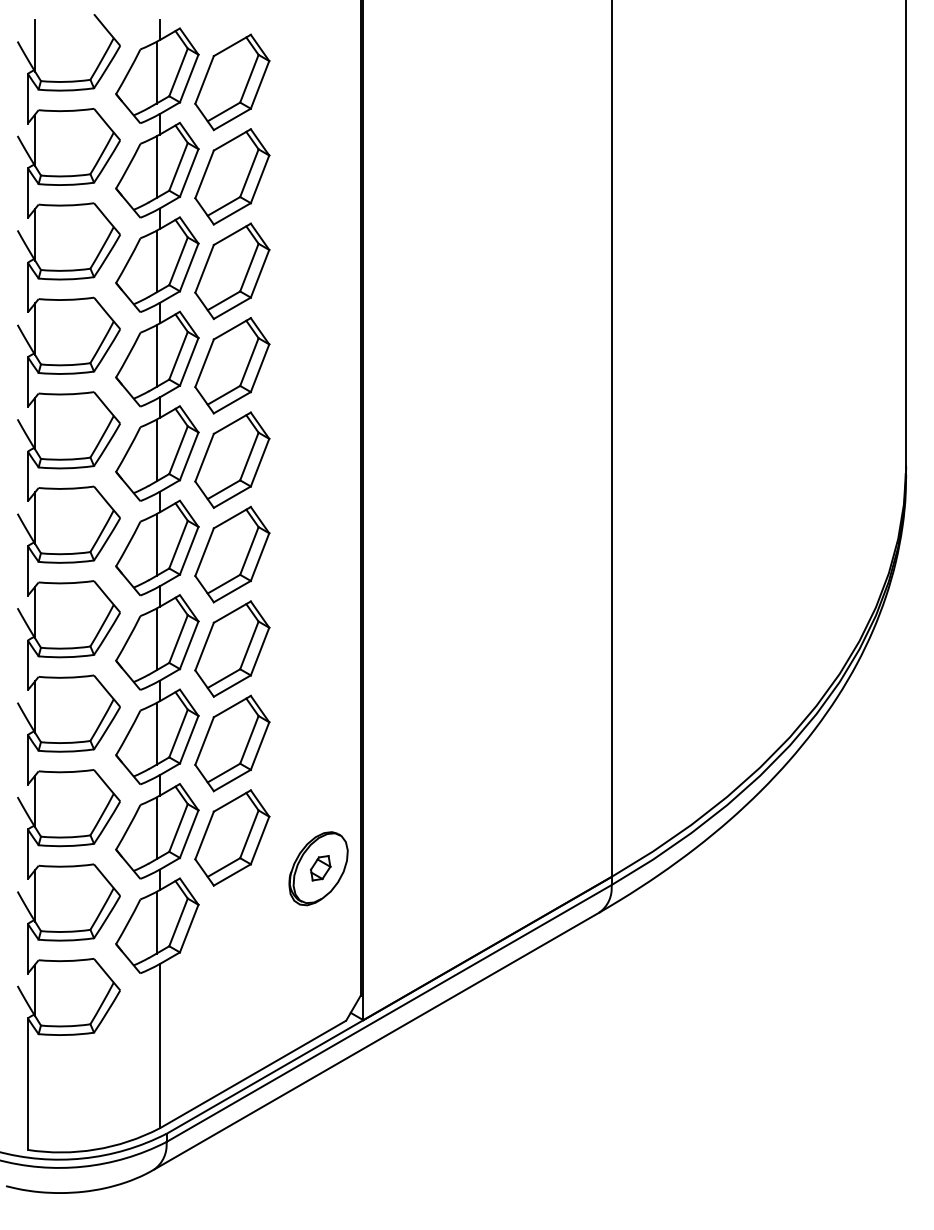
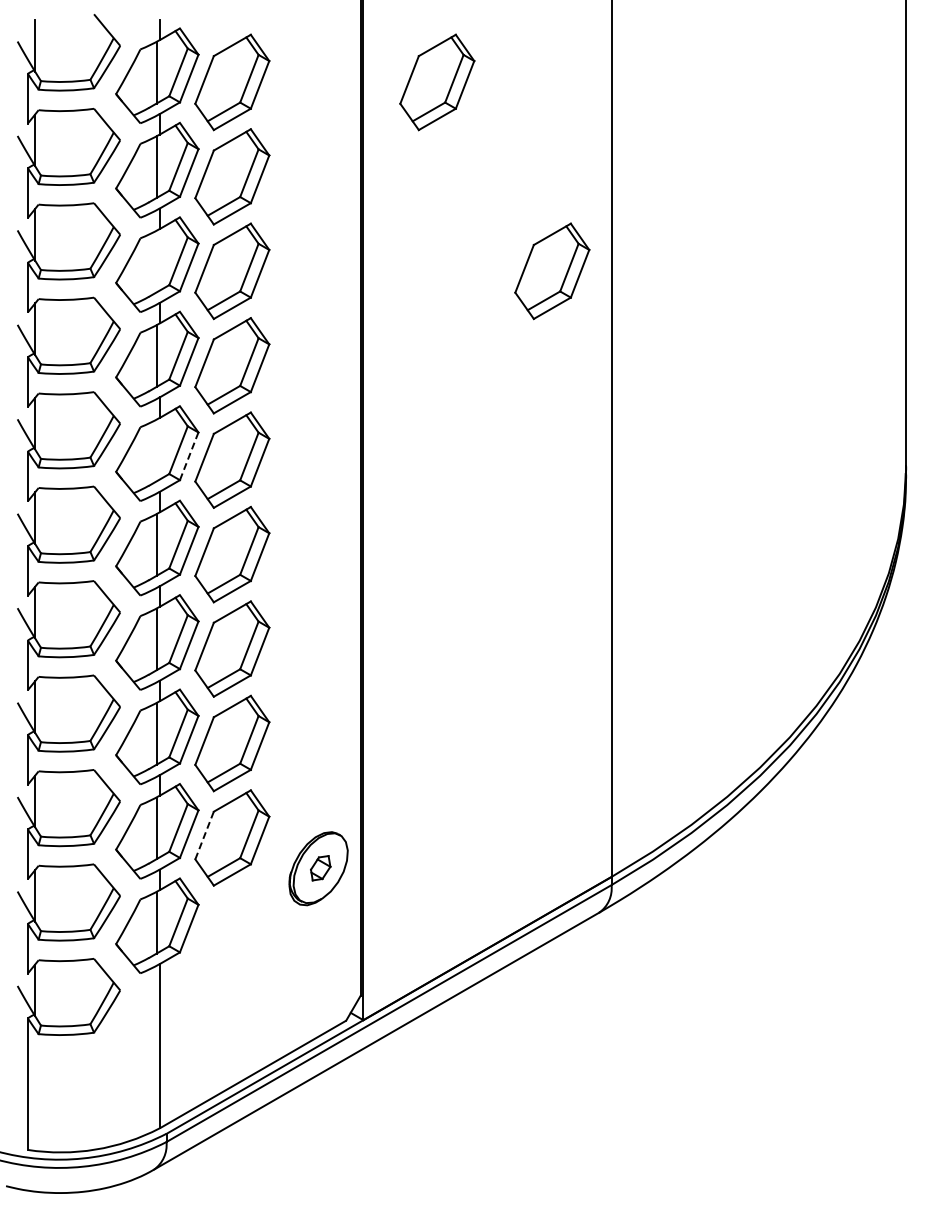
part: none -> present (437, 82)
line: present -> none (156, 261)
part: none -> present (552, 271)
line: present -> none (156, 450)
line: solid -> dashed (189, 456)
line: solid -> dashed (204, 835)
